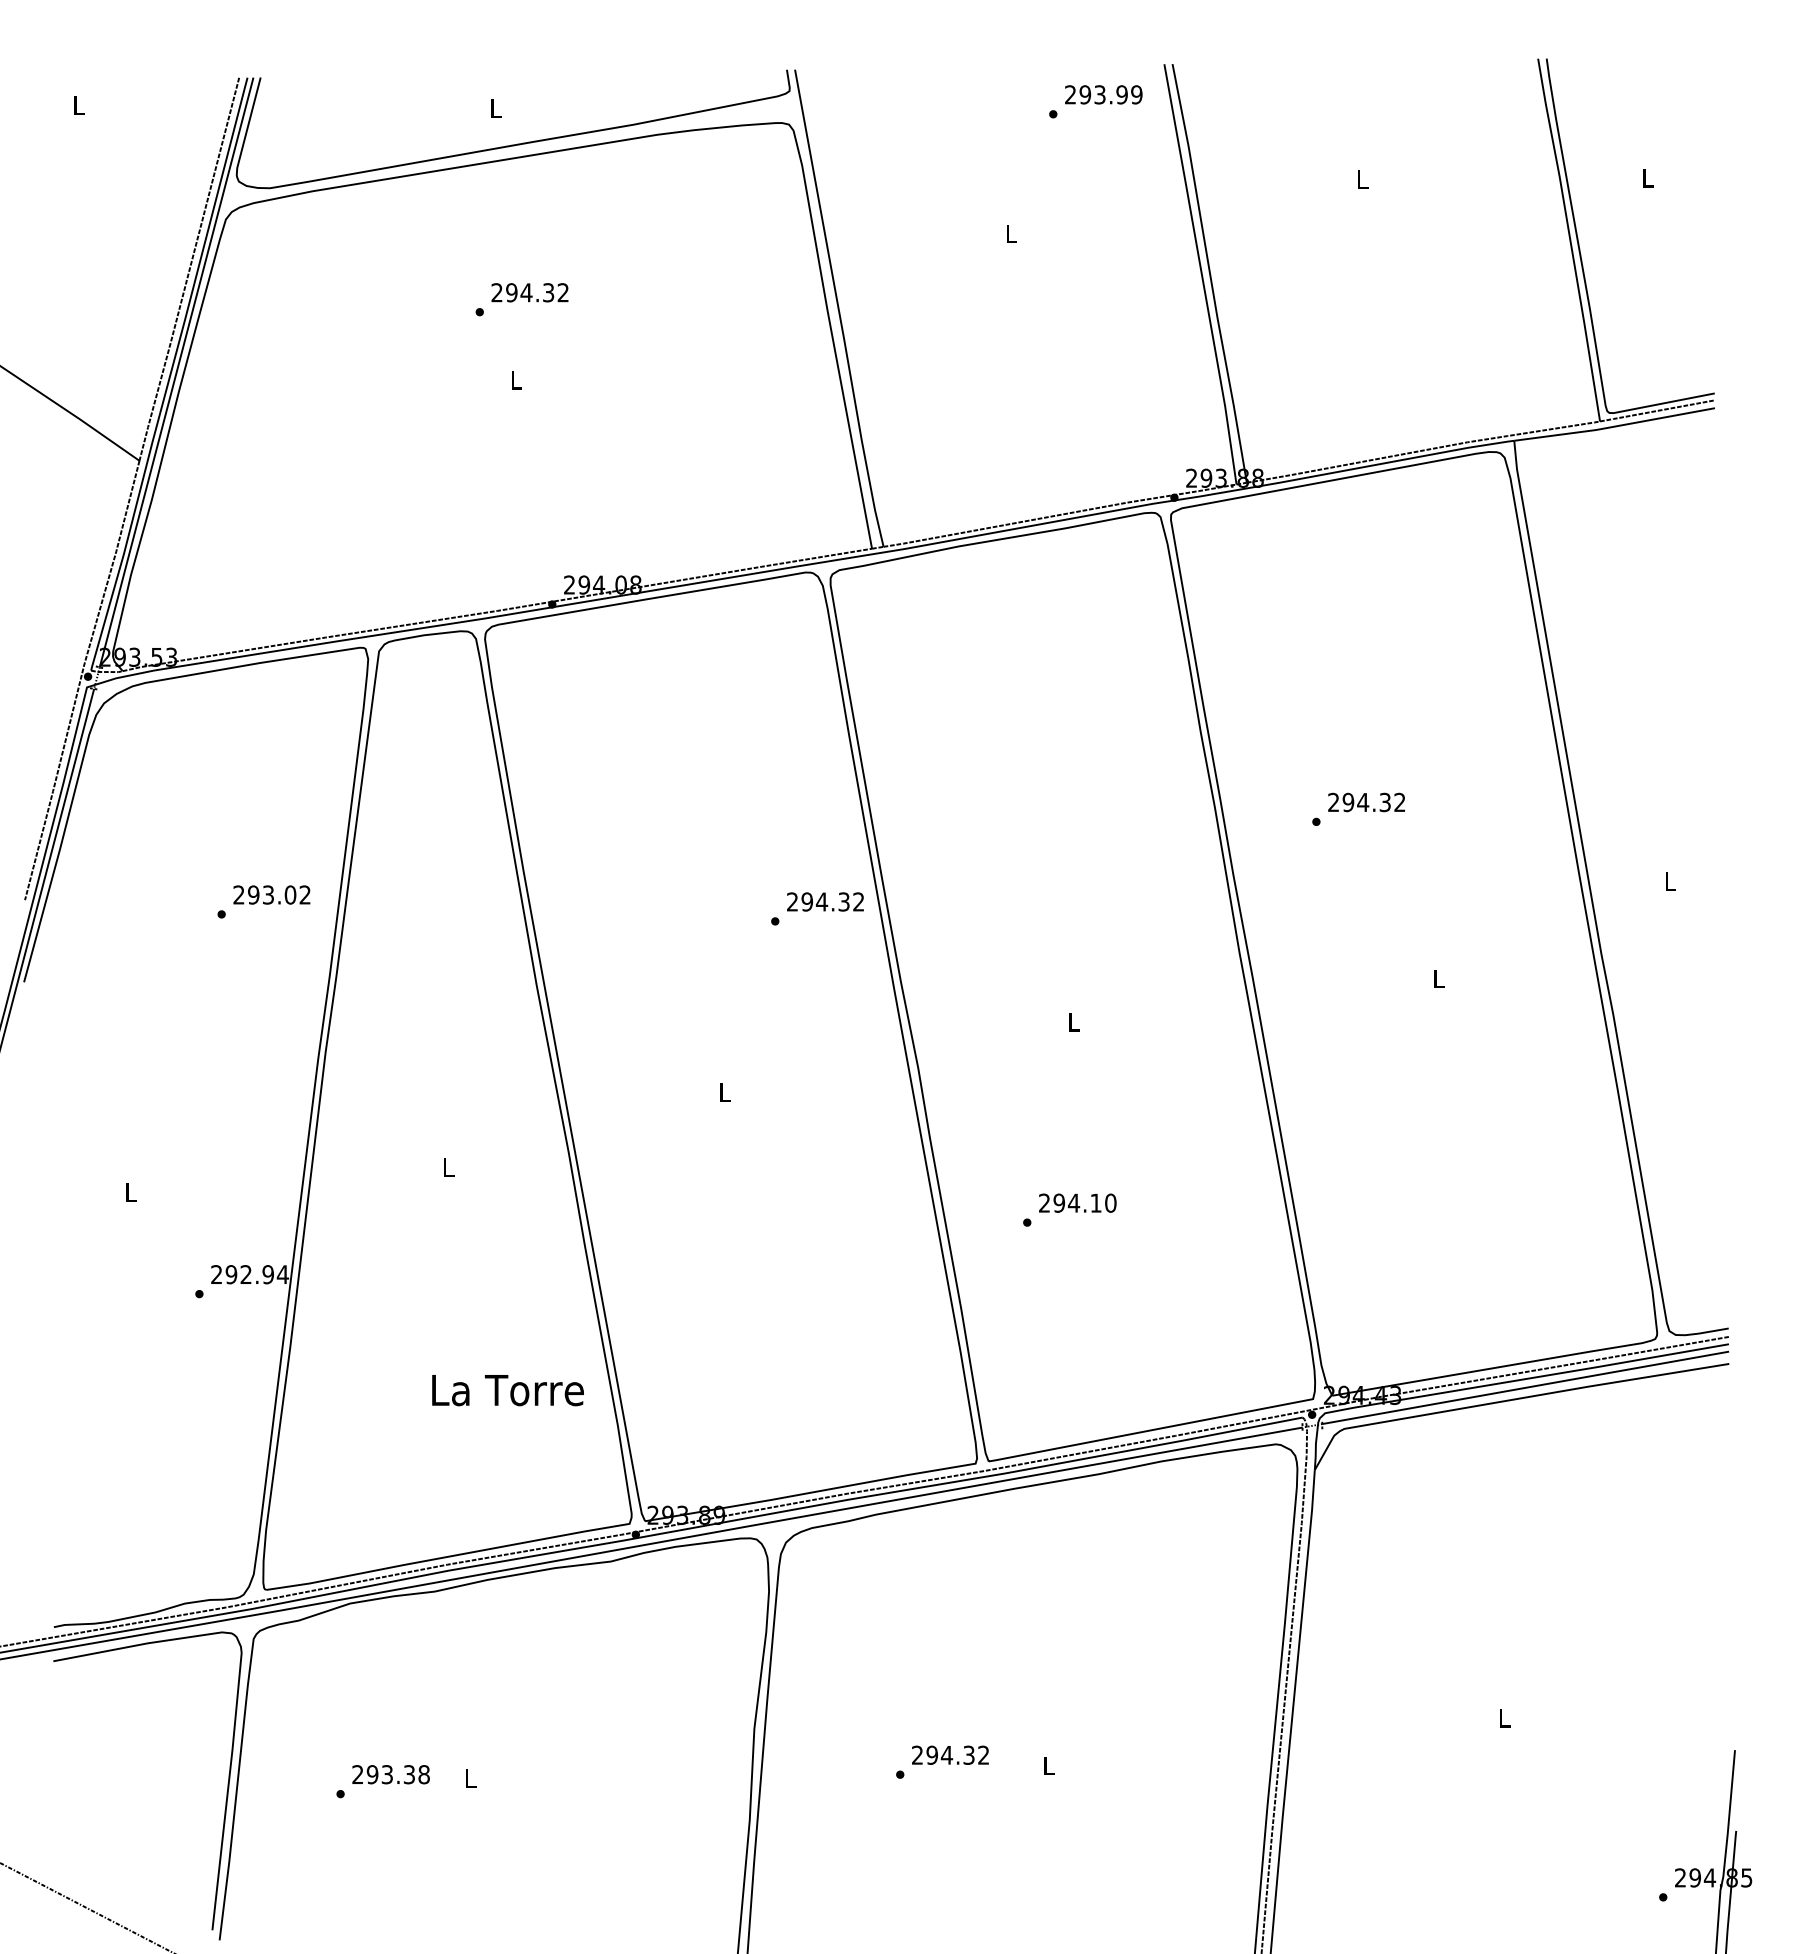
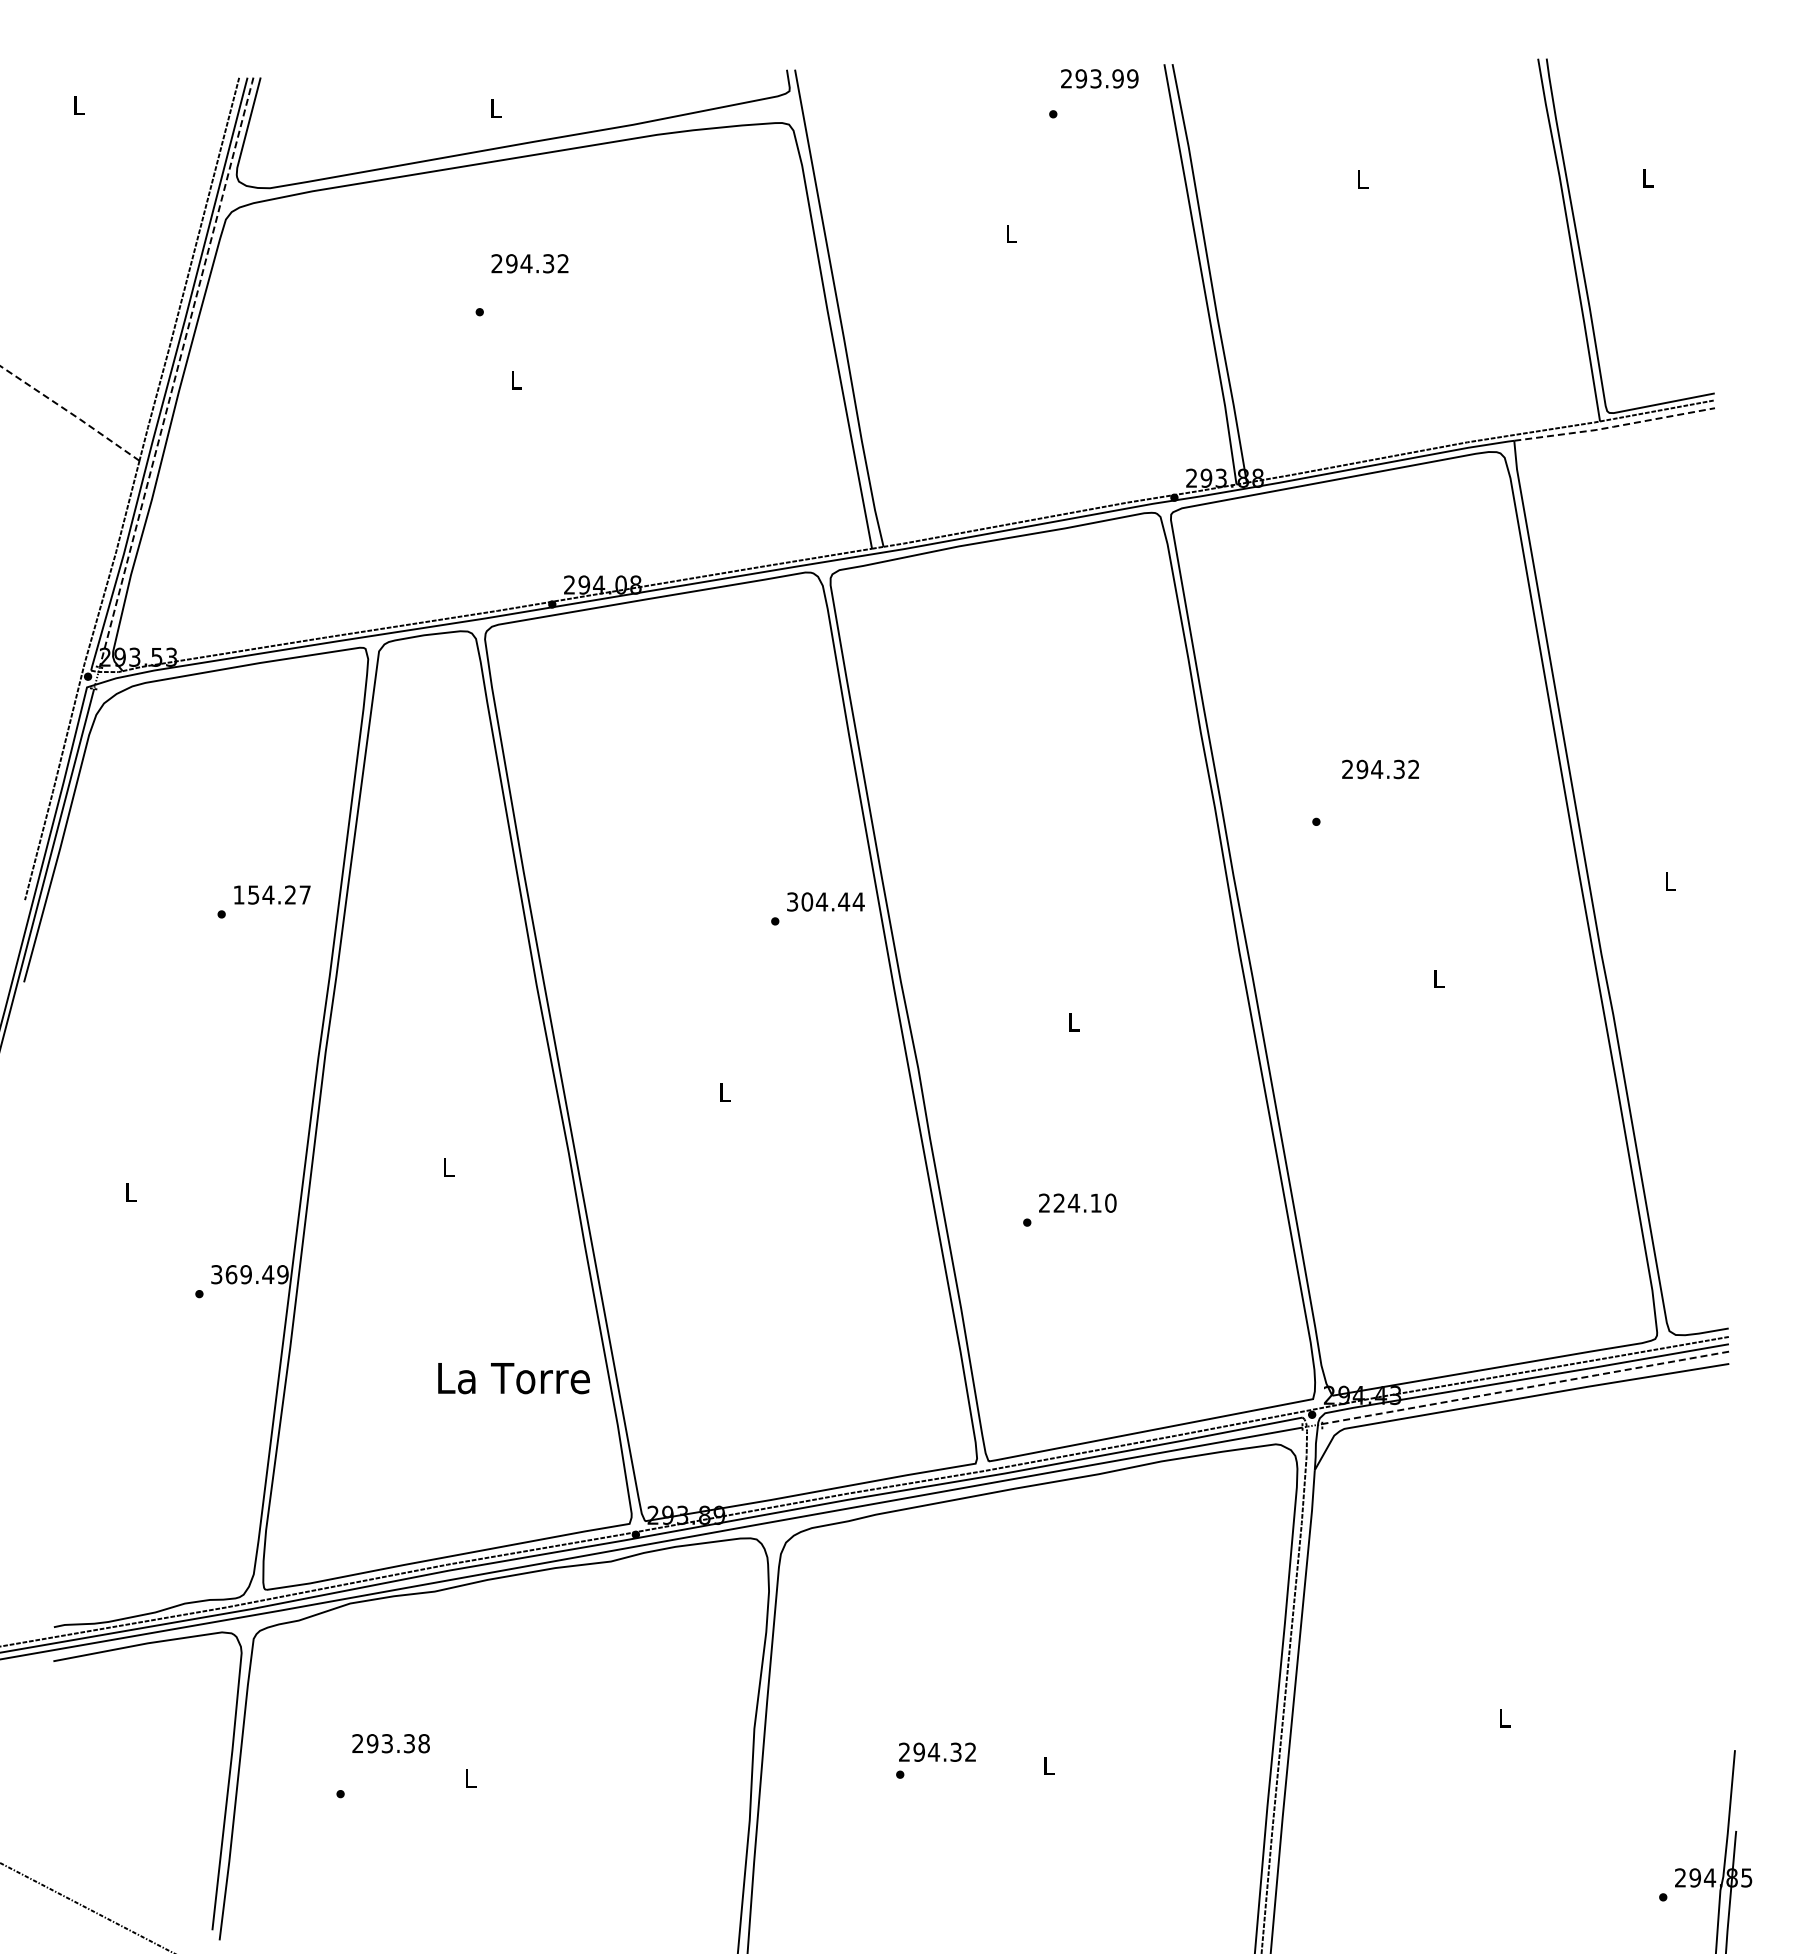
text position: (1103, 94) -> (1099, 78) (1099, 78)
text position: (529, 292) -> (529, 263) (529, 263)
line: solid -> dashed (176, 371)
line: solid -> dashed (70, 413)
line: solid -> dashed (1614, 426)
text position: (1366, 802) -> (1380, 769) (1380, 769)
text: 293.02 -> 154.27 (271, 894)
text: 294.32 -> 304.44 (825, 901)
text: 294.10 -> 224.10 (1059, 1202)
text: 292.94 -> 369.49 (250, 1274)
line: solid -> dashed (1525, 1387)
text position: (507, 1390) -> (513, 1378) (513, 1378)
text position: (950, 1754) -> (937, 1751) (937, 1751)
text position: (390, 1774) -> (390, 1743) (390, 1743)
